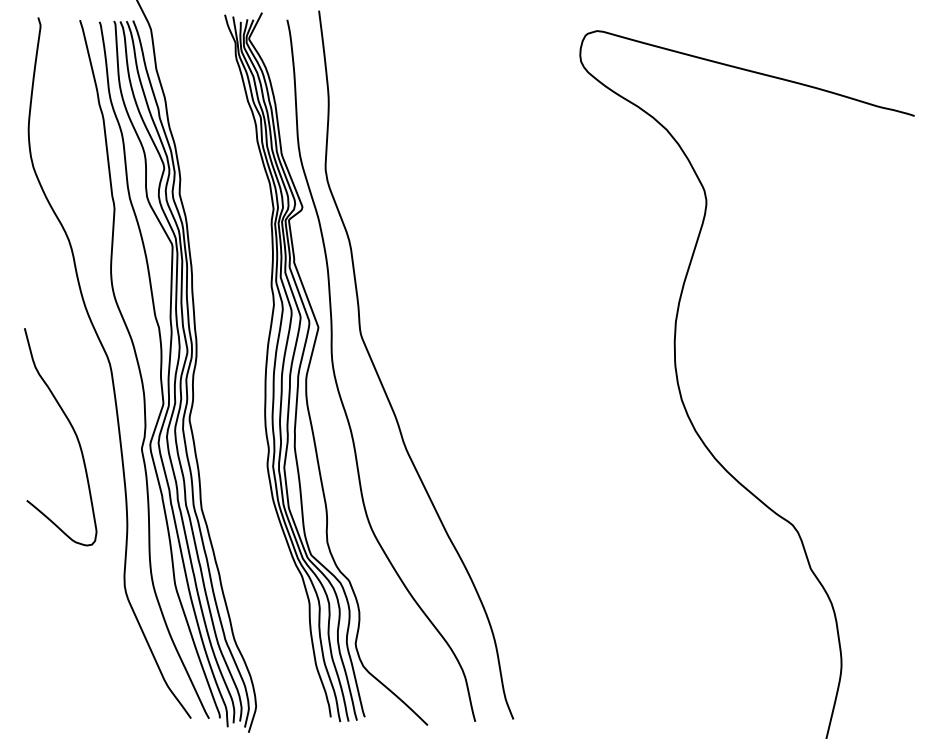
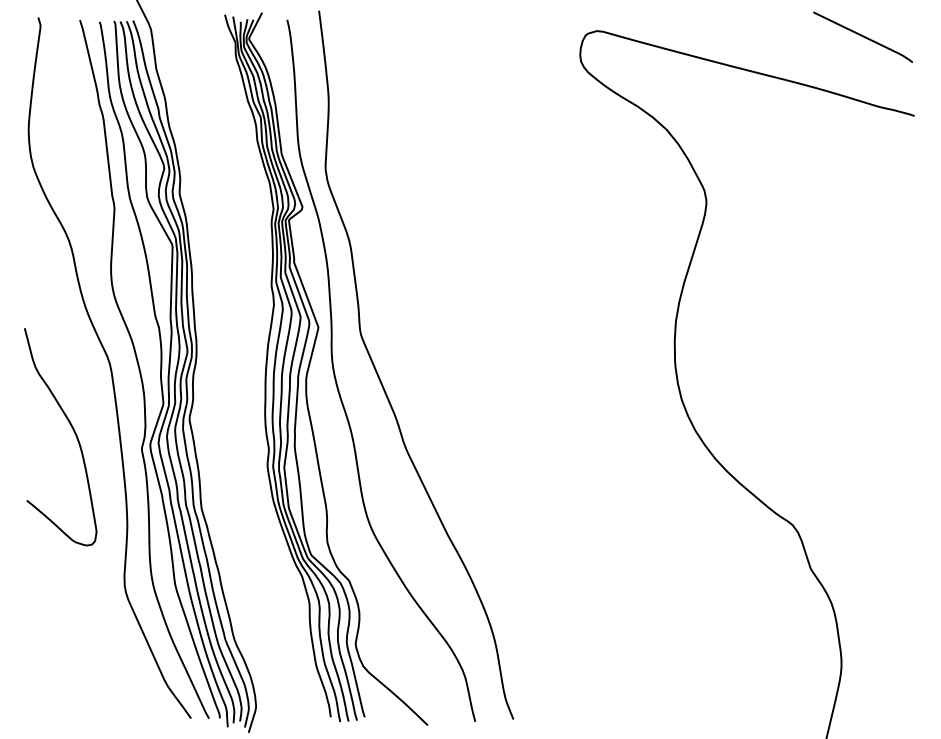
line: none -> present (863, 36)
